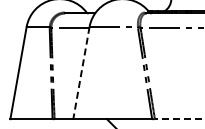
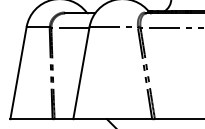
line: dashed -> solid (81, 73)
line: dashed -> solid (179, 119)
